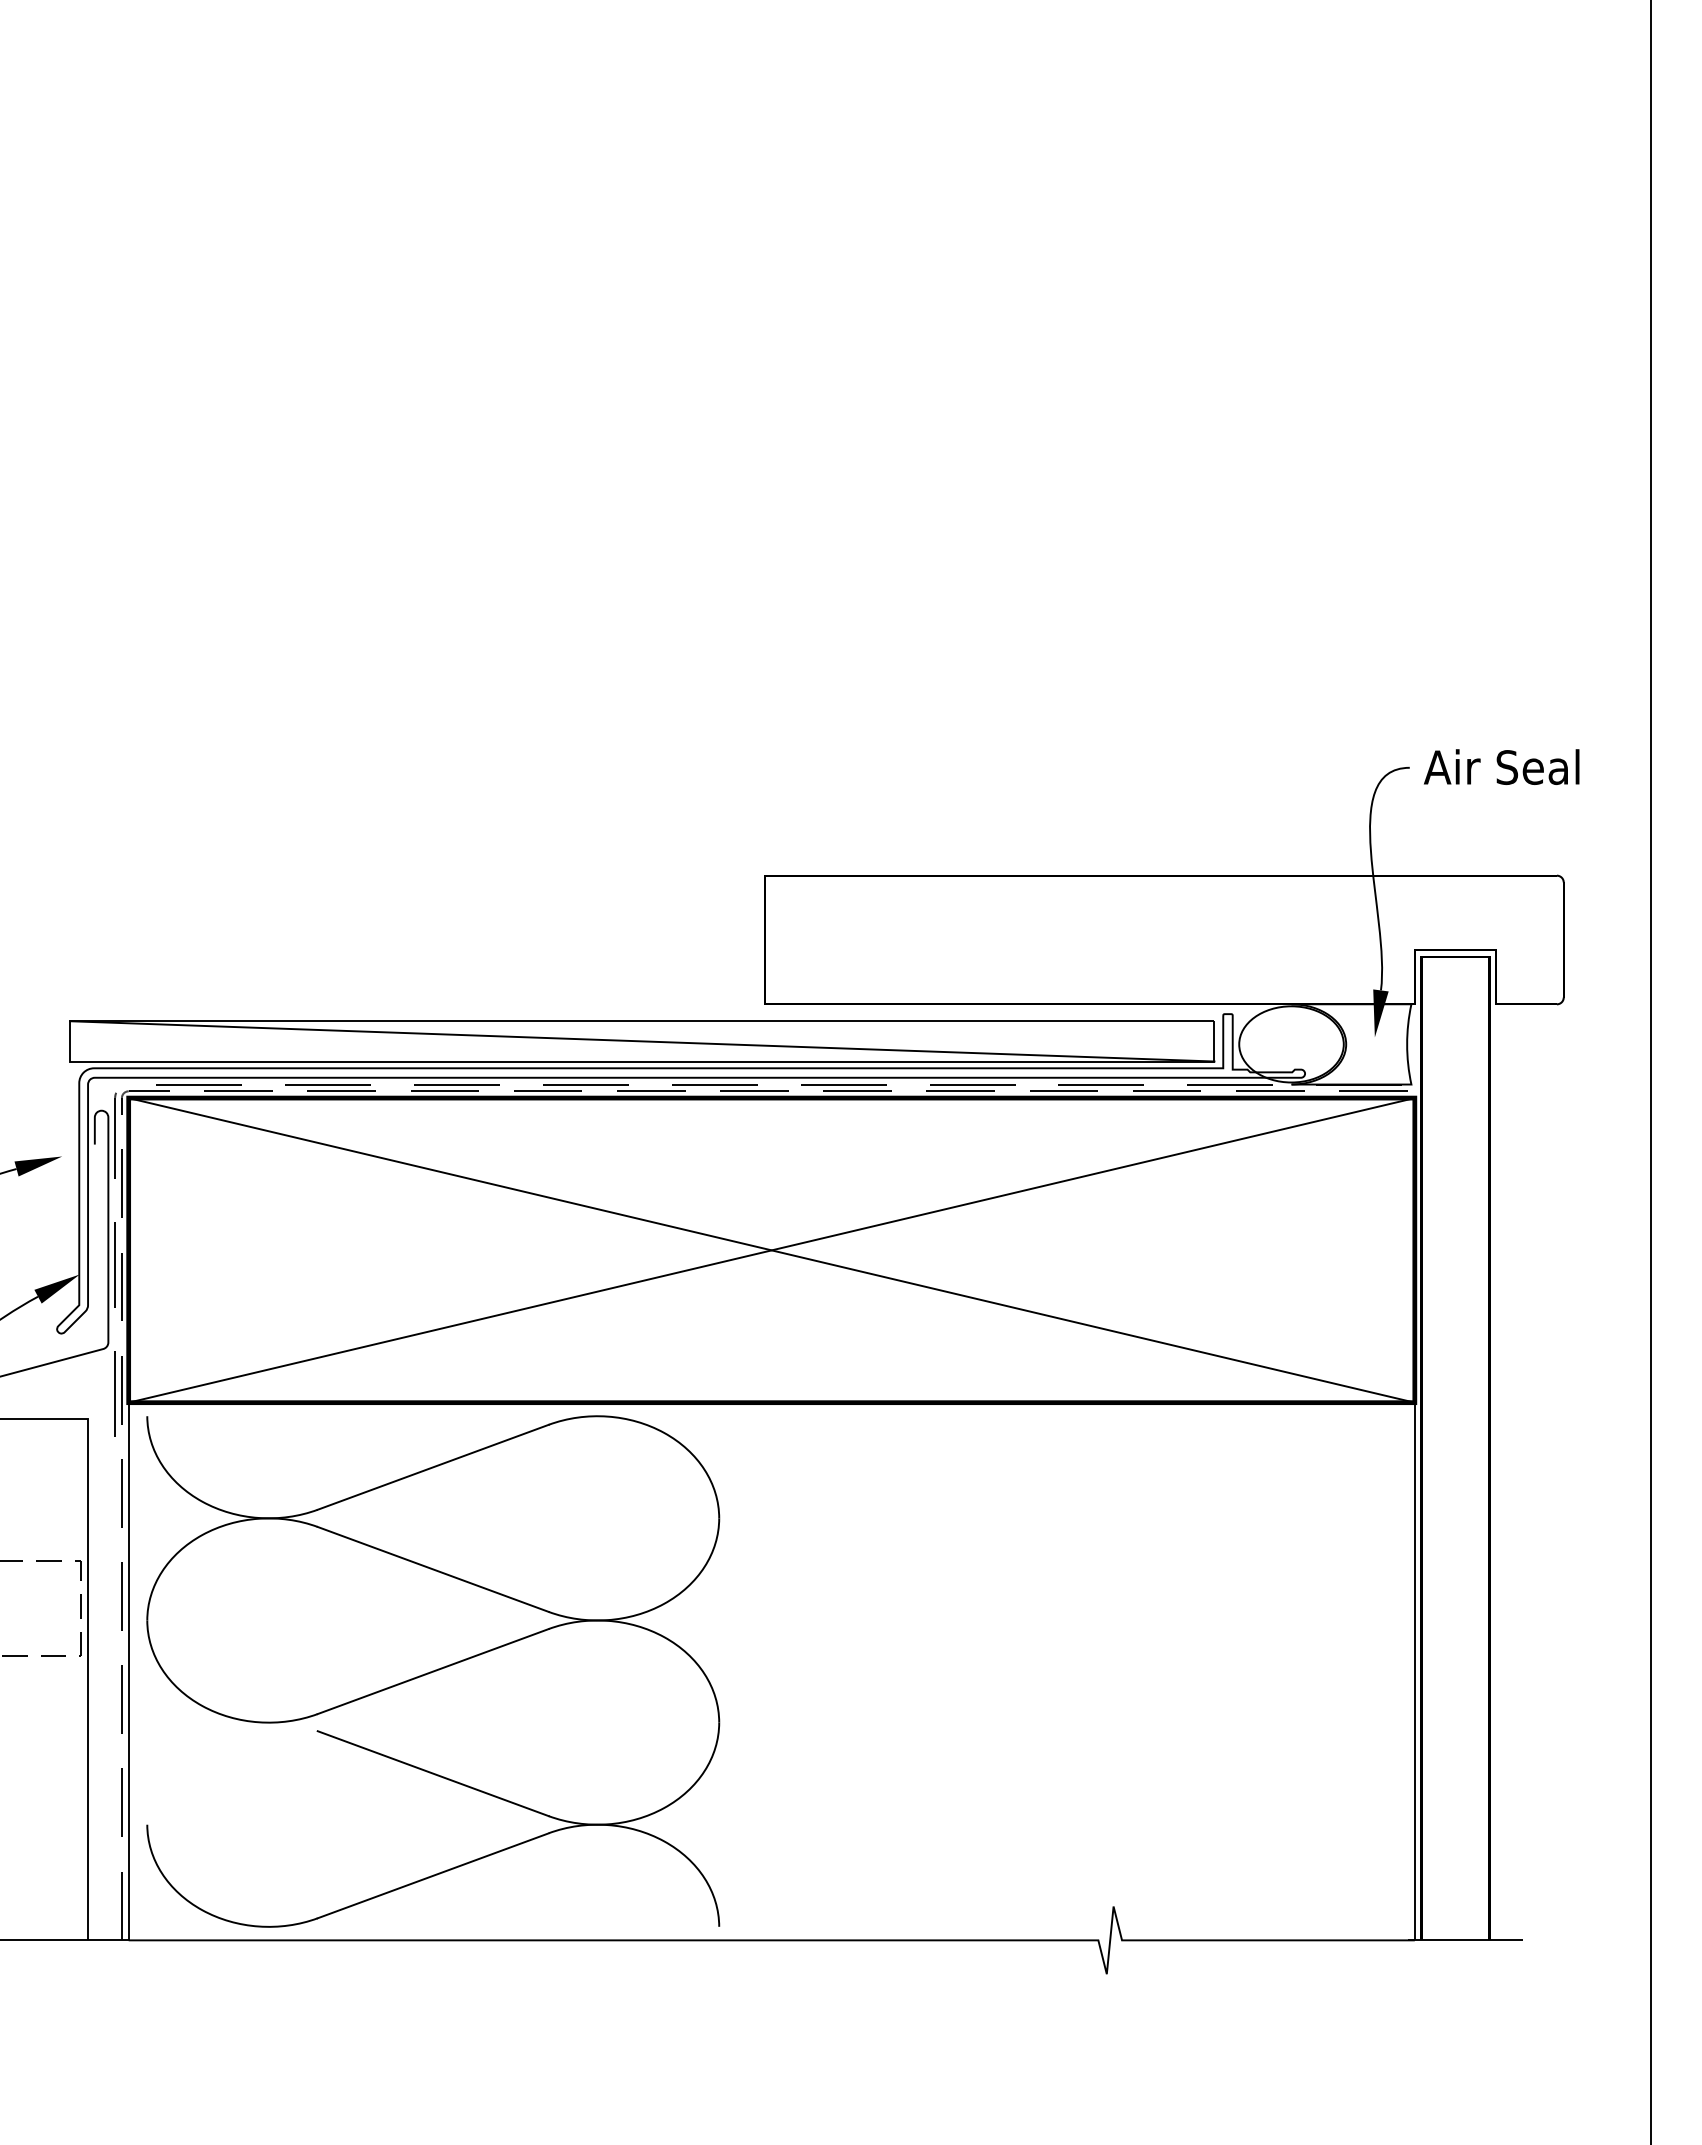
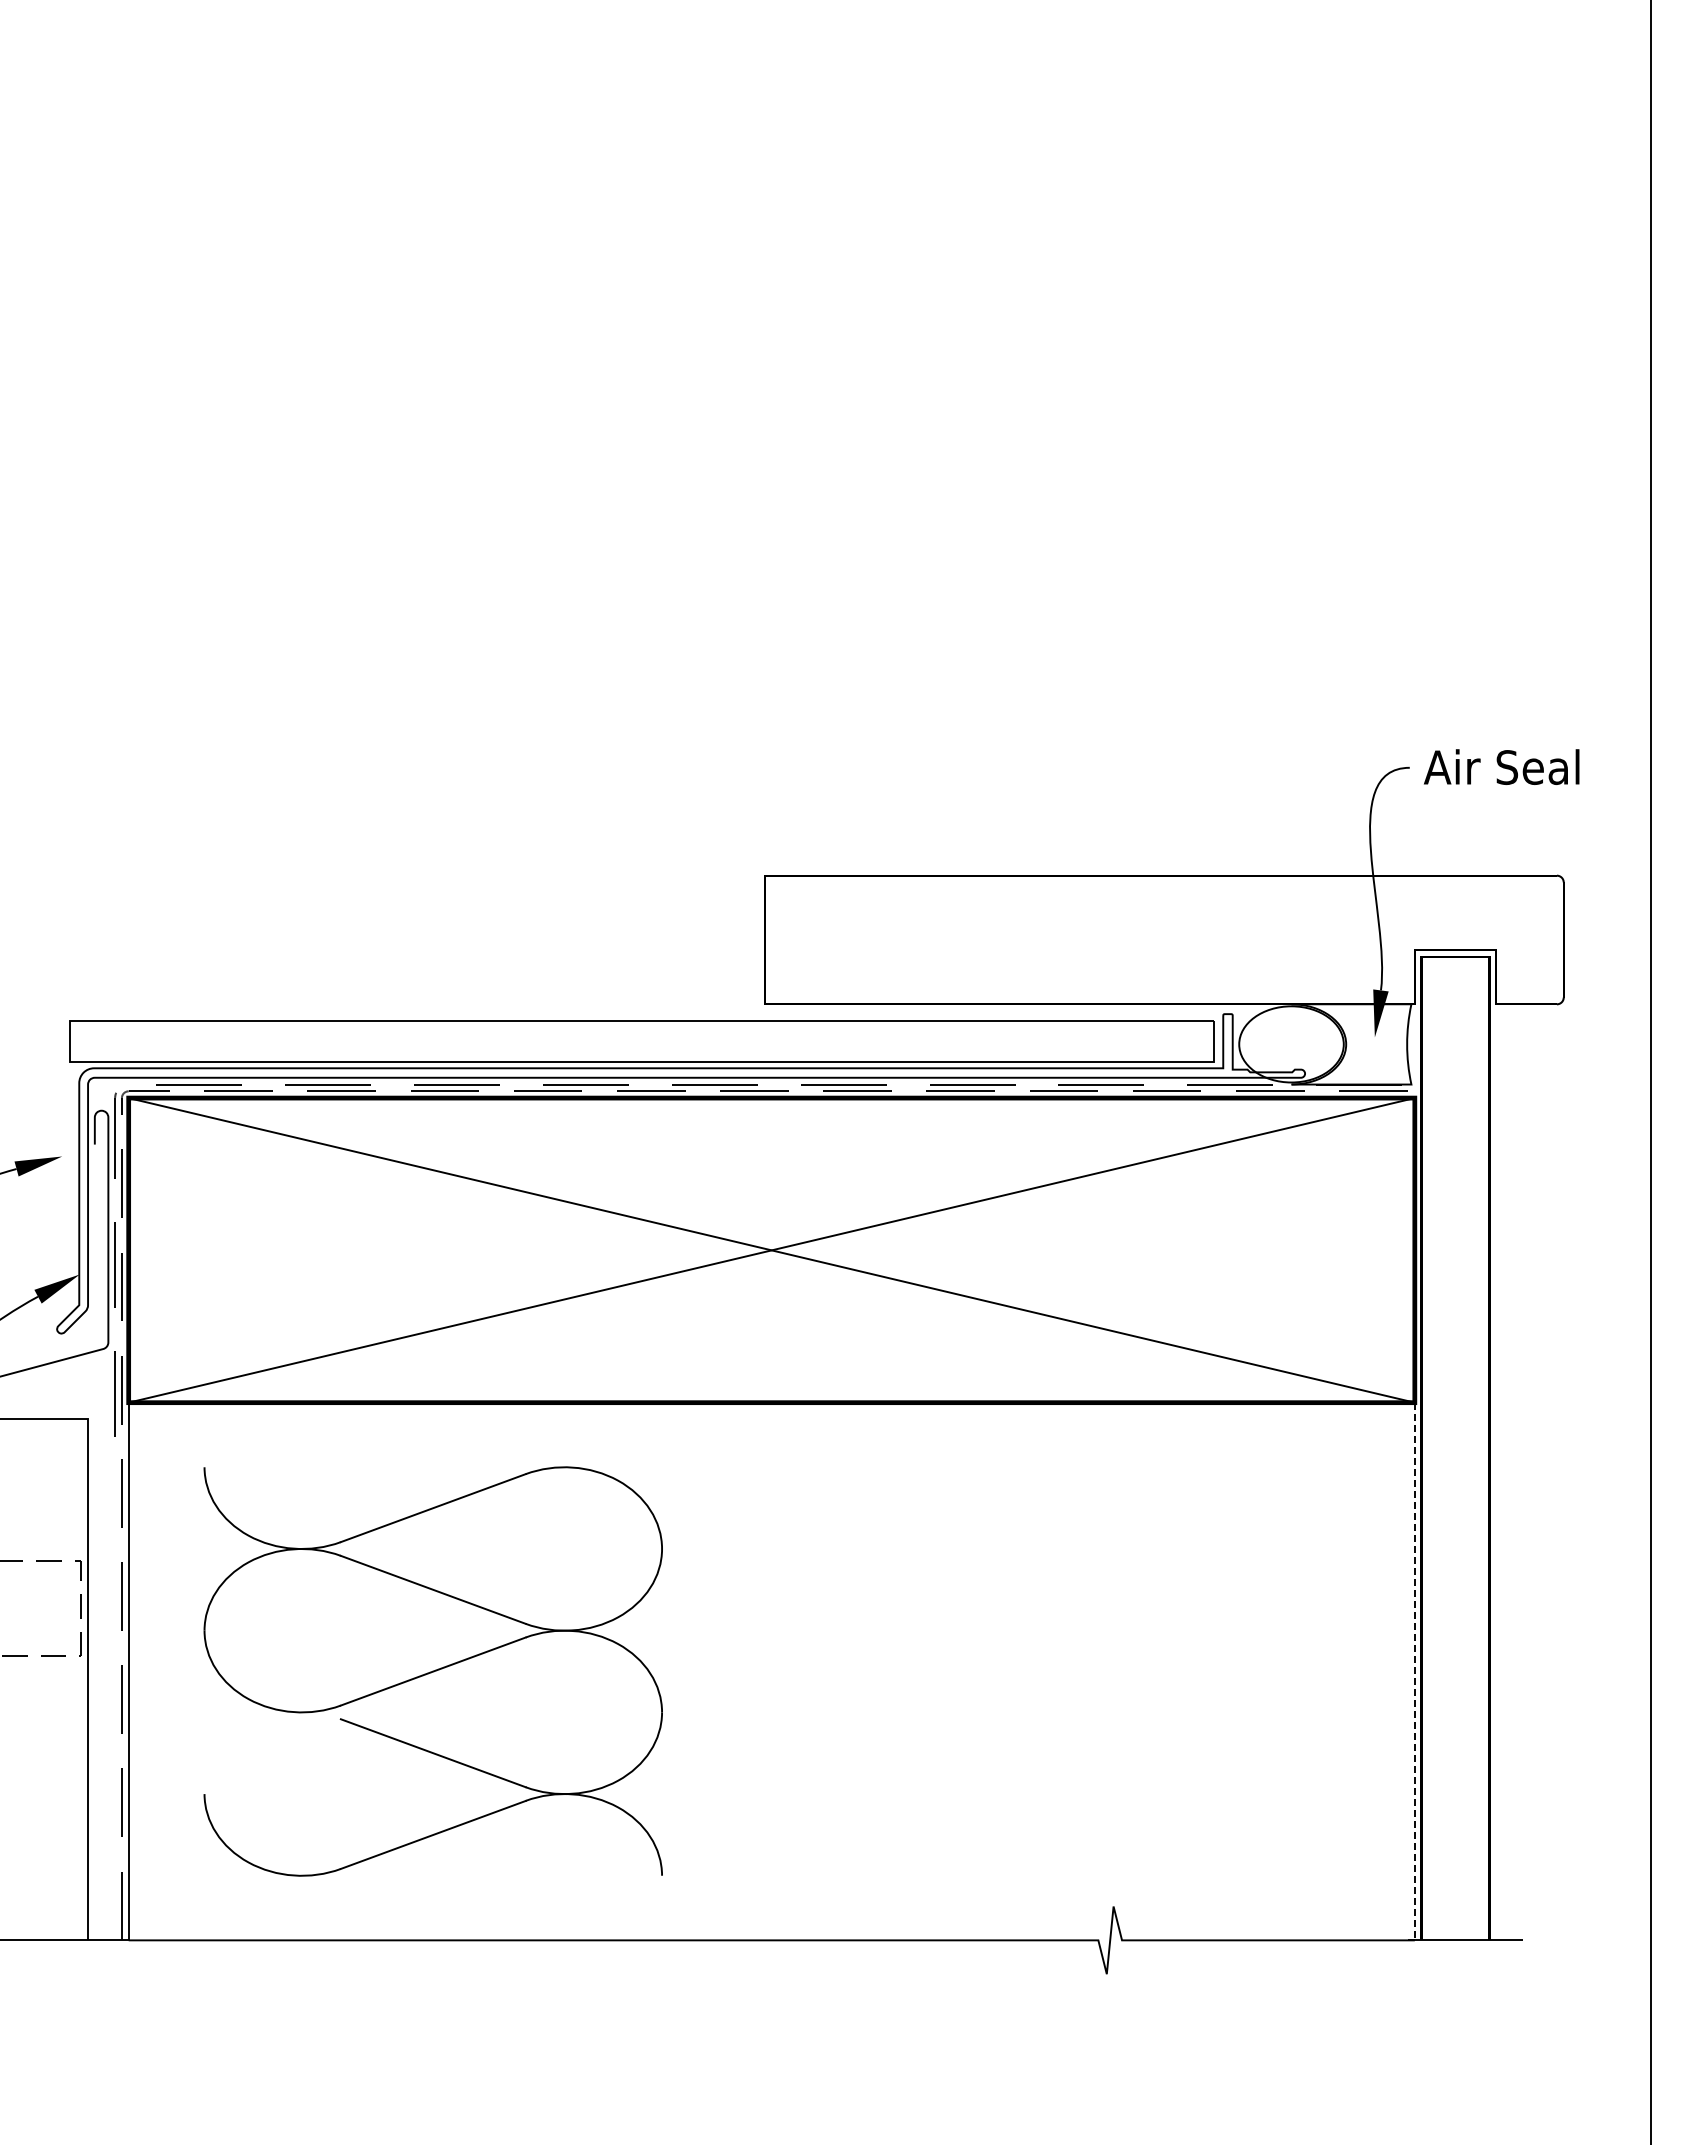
line: present -> none (642, 1041)
part size: 575x513 px -> 460x411 px (432, 1671)
line: solid -> dashed (1414, 1671)
